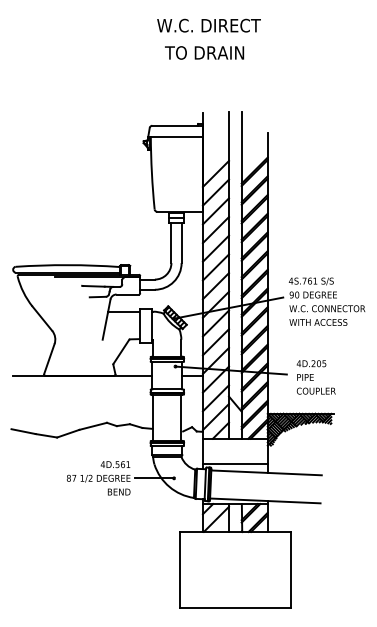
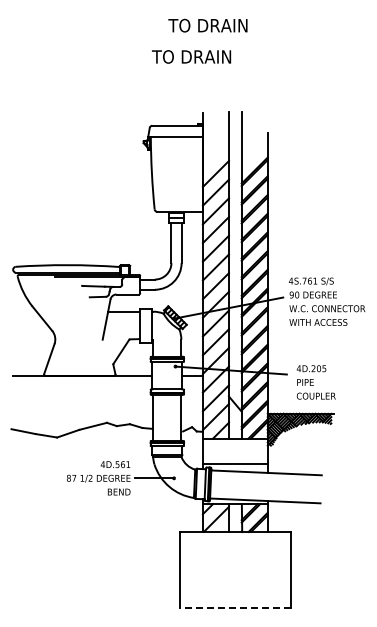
text: W.C. DIRECT -> TO DRAIN (208, 25)
text position: (204, 52) -> (191, 56) (191, 56)
text position: (315, 377) -> (315, 382) (315, 382)
line: solid -> dashed (234, 608)
